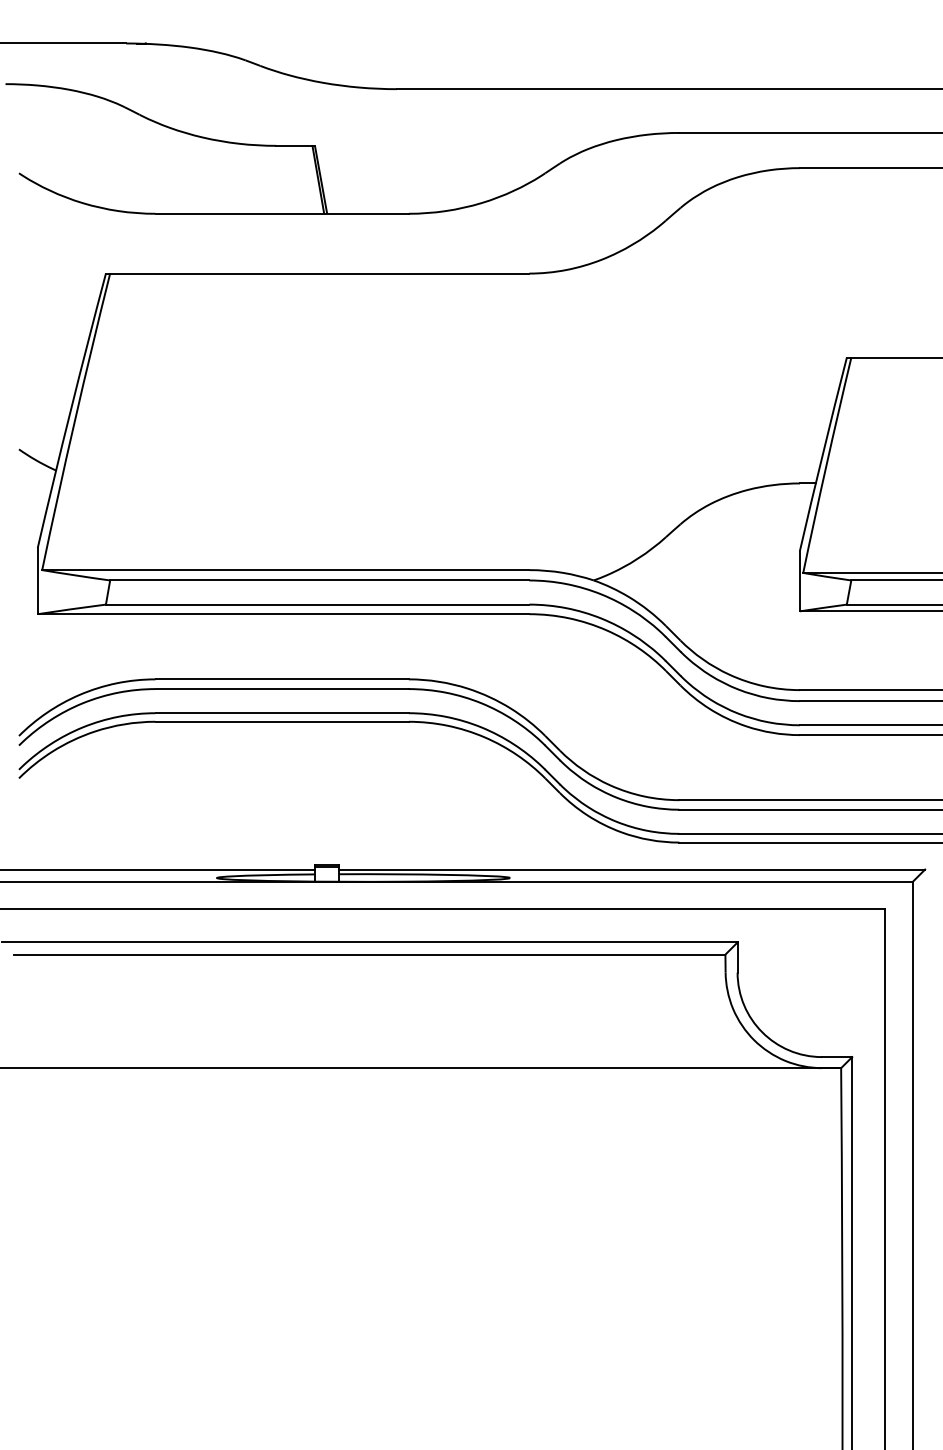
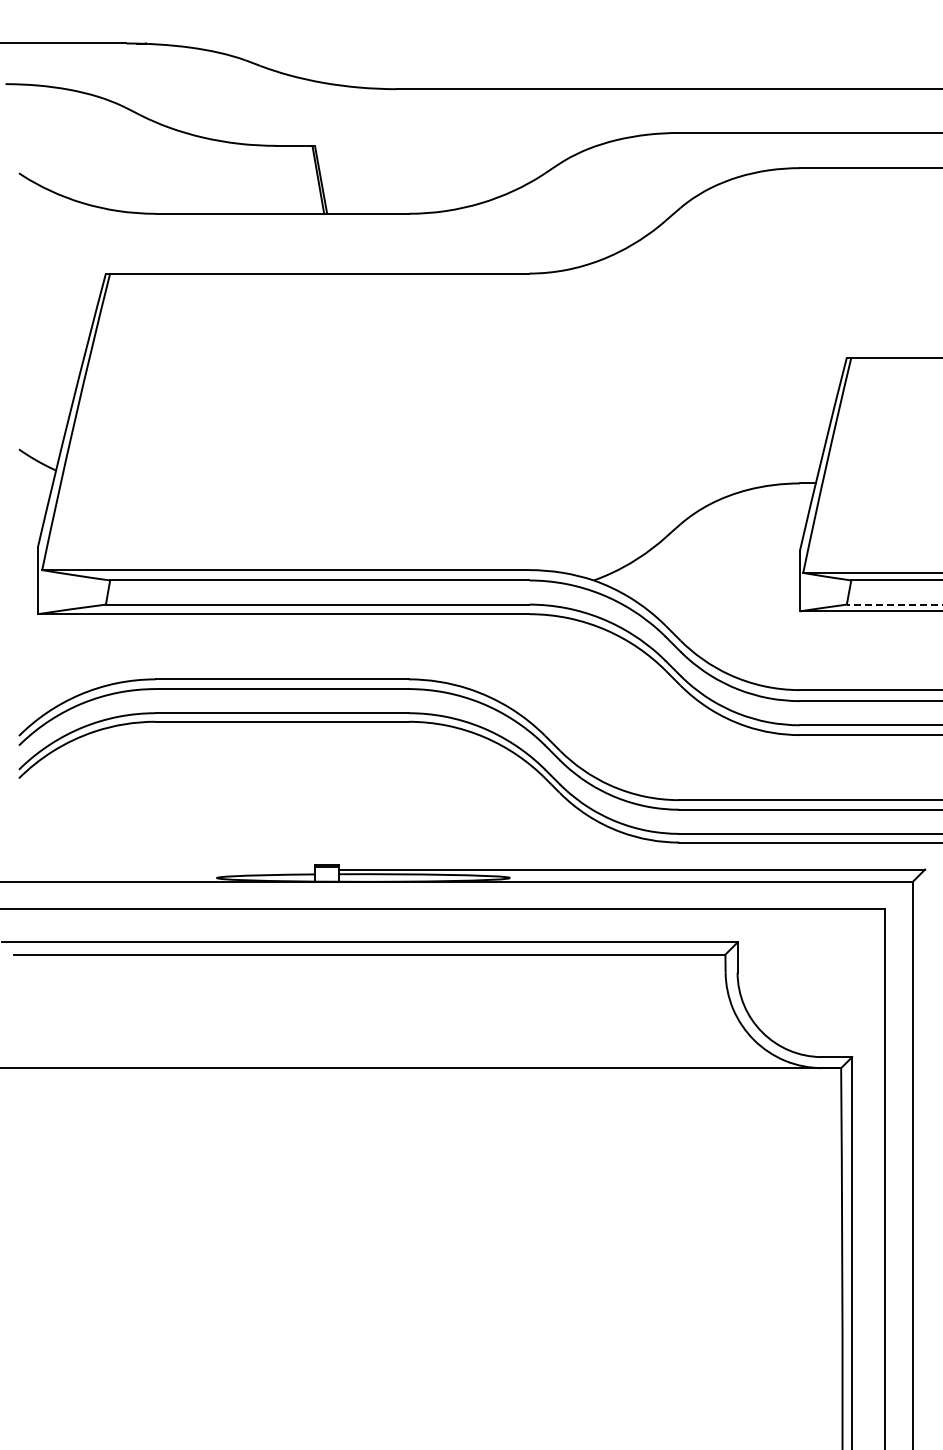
line: solid -> dashed (894, 604)
line: present -> none (158, 869)
